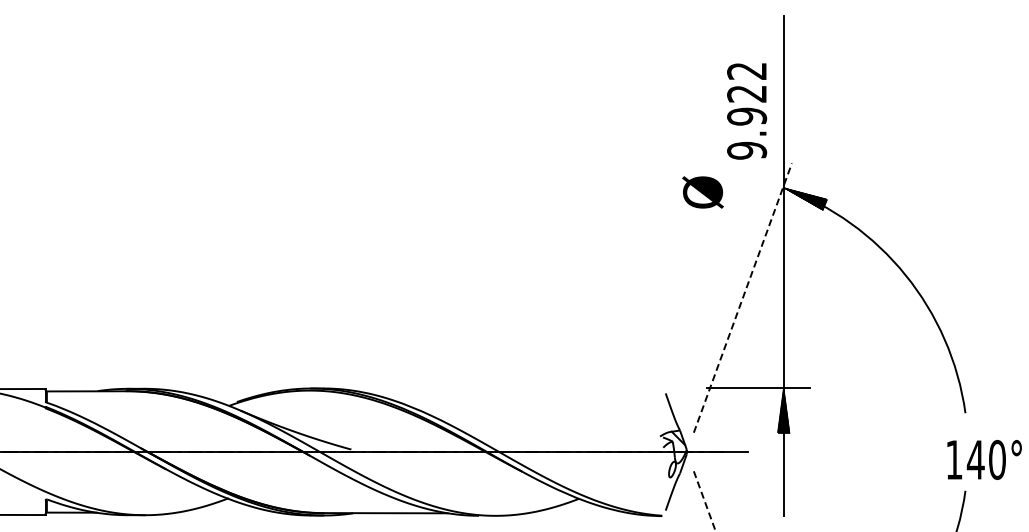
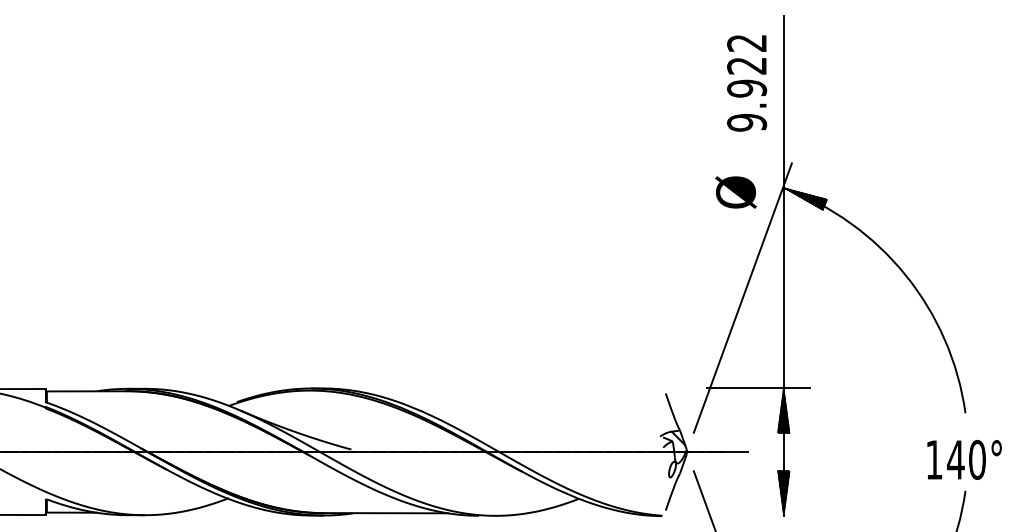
text position: (747, 111) -> (747, 83) (747, 83)
text position: (702, 192) -> (735, 192) (735, 192)
line: dashed -> solid (743, 297)
text position: (984, 459) -> (964, 459) (964, 459)
hatch: none -> present (783, 492)
line: dashed -> solid (704, 501)
